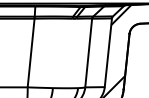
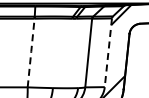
line: solid -> dashed (31, 51)
line: solid -> dashed (108, 52)
